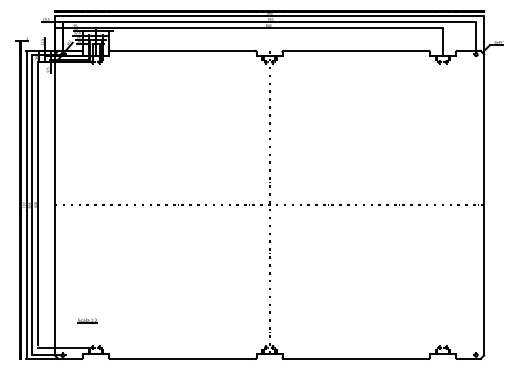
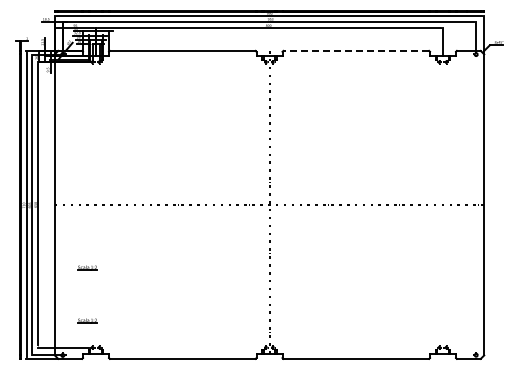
line: solid -> dashed (356, 50)
part: none -> present (87, 267)
